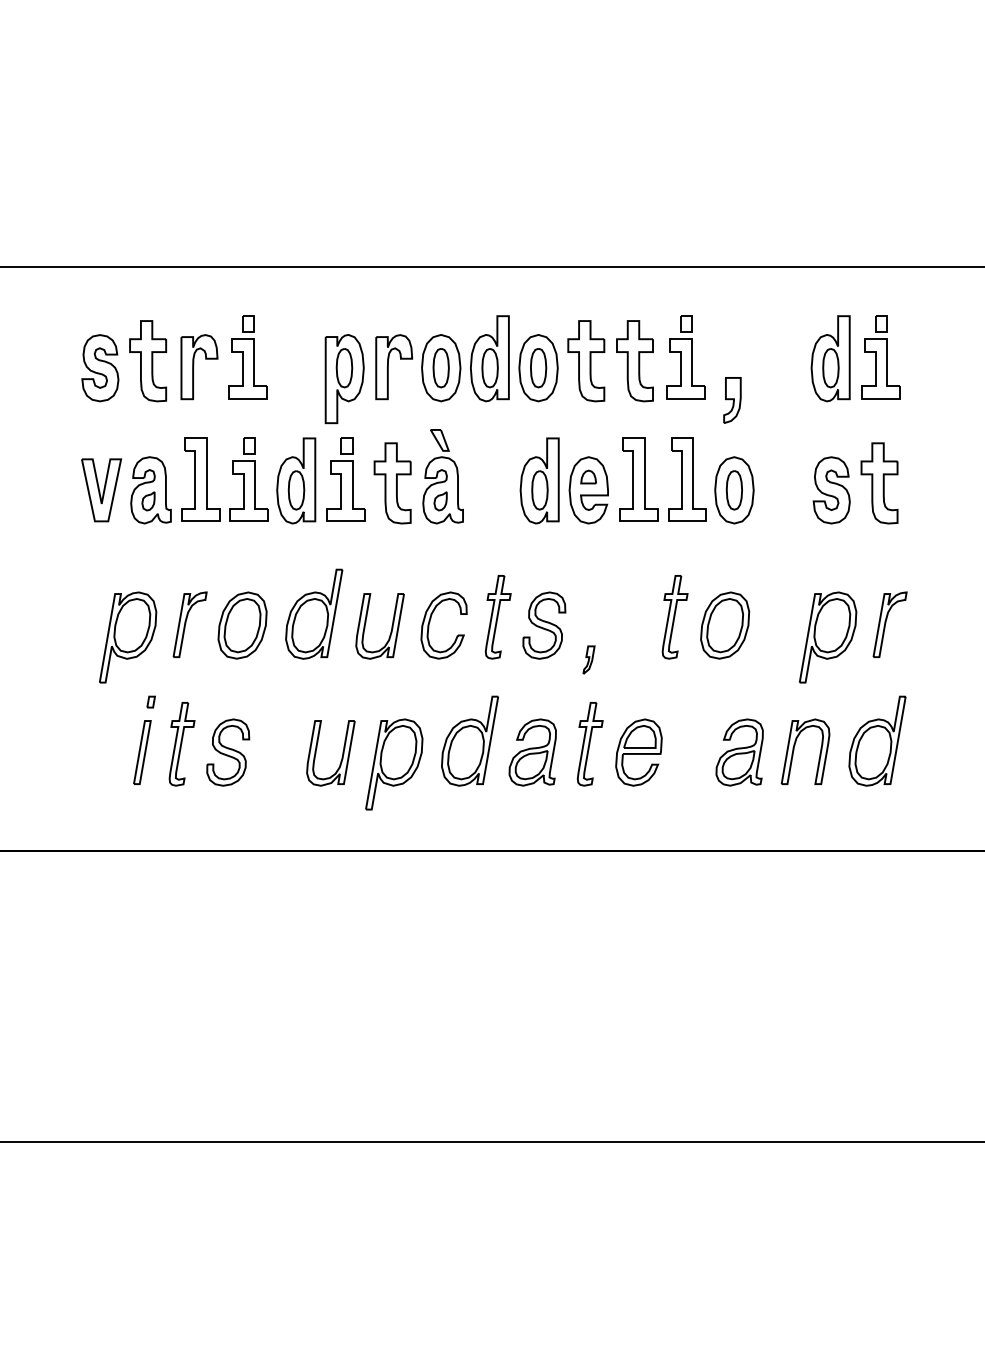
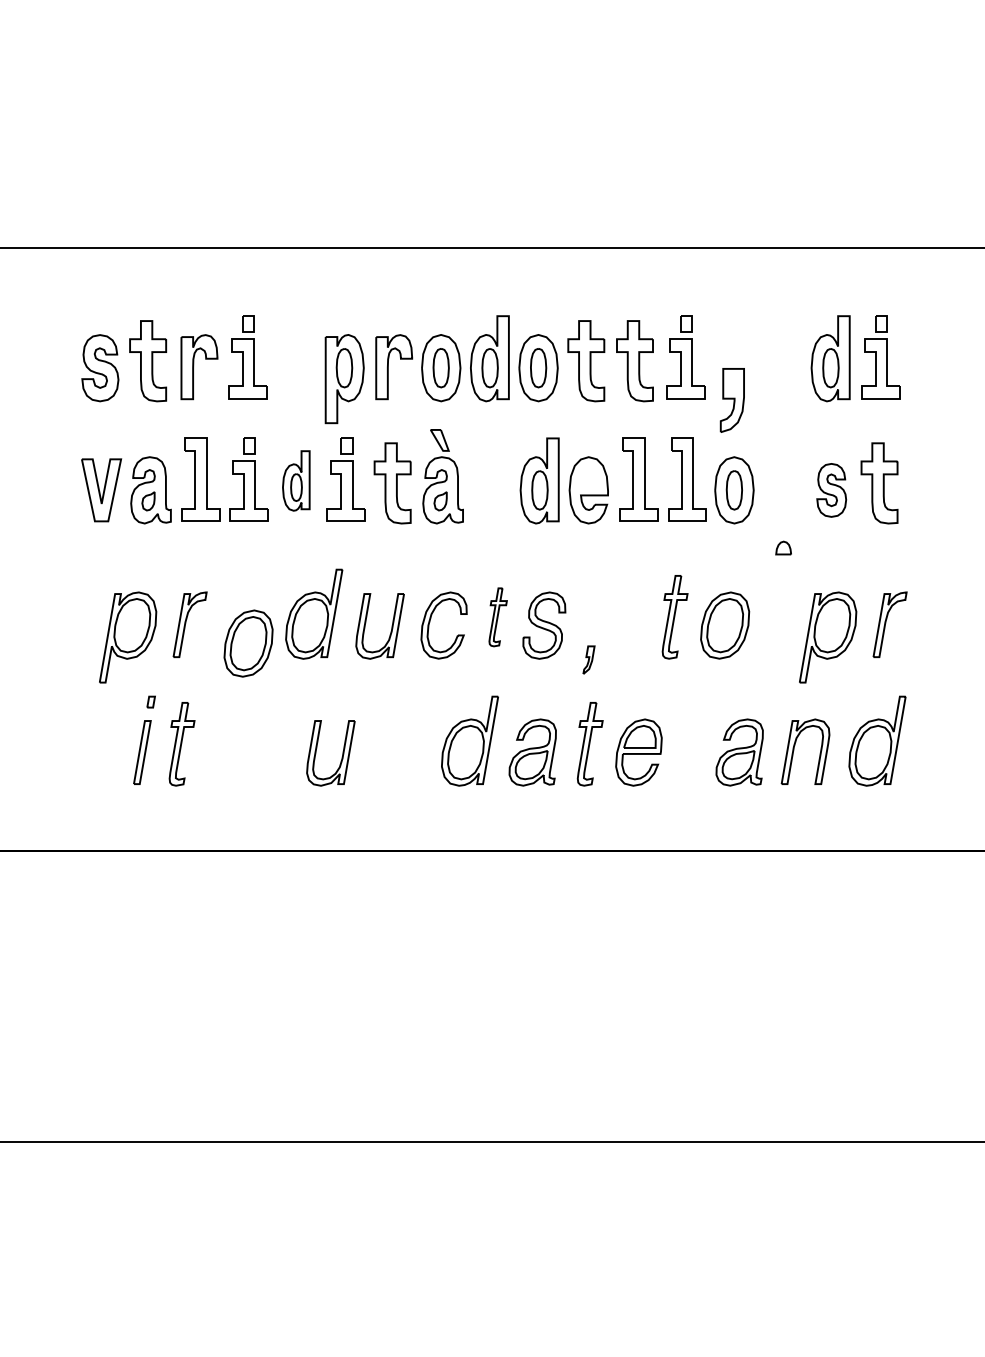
line position: (491, 267) -> (491, 248) (491, 248)
part size: 19x47 px -> 26x65 px (731, 400)
part position: (588, 476) -> (783, 547) (783, 547)
part size: 41x88 px -> 29x62 px (296, 480)
part size: 39x69 px -> 32x55 px (831, 490)
part size: 28x85 px -> 20x61 px (497, 617)
part position: (242, 625) -> (248, 643) (248, 643)
part: present -> none (228, 752)
part: present -> none (394, 764)
